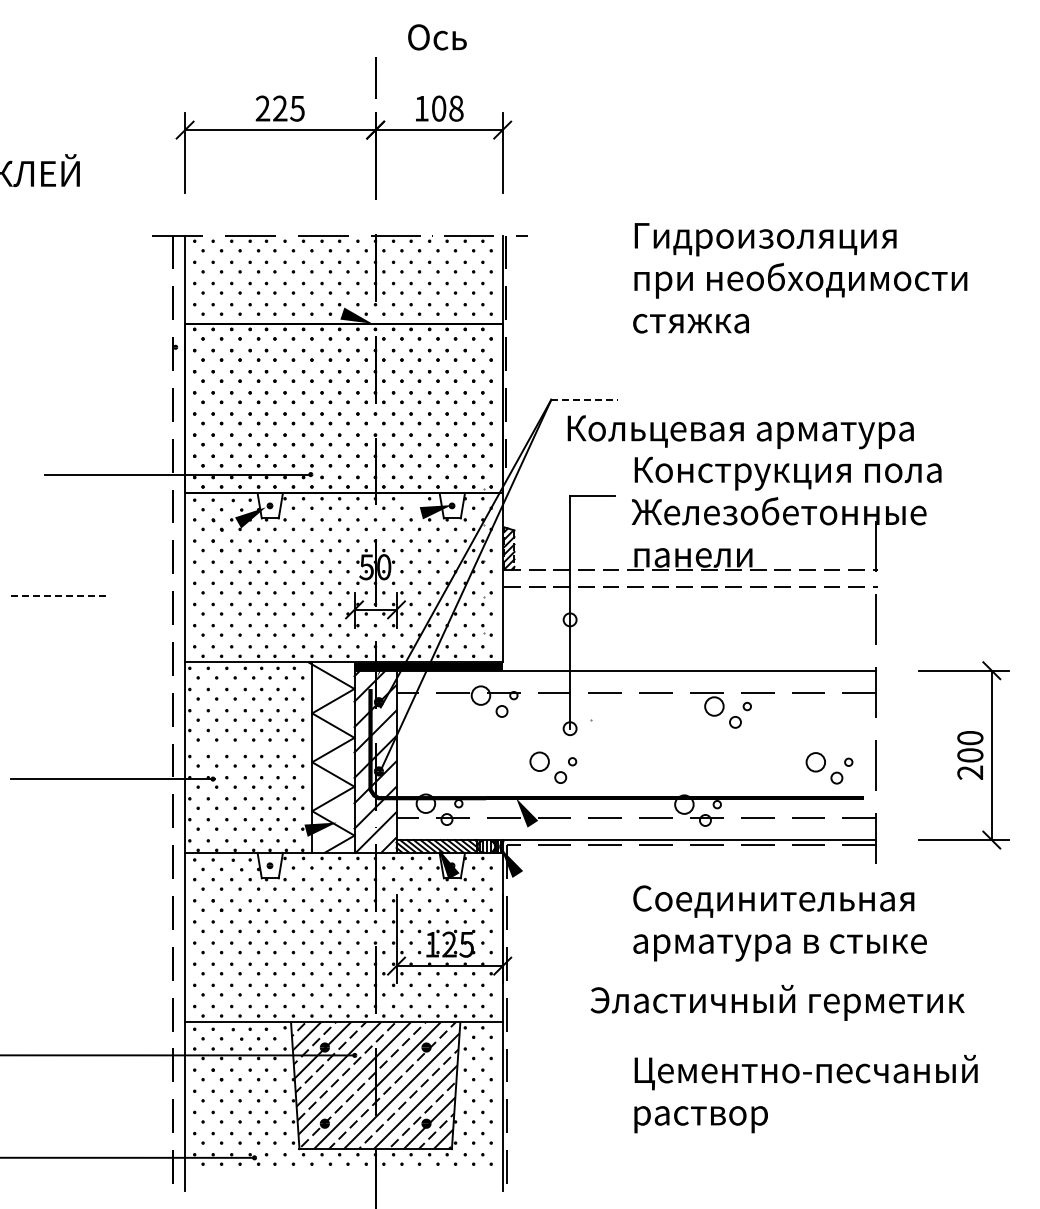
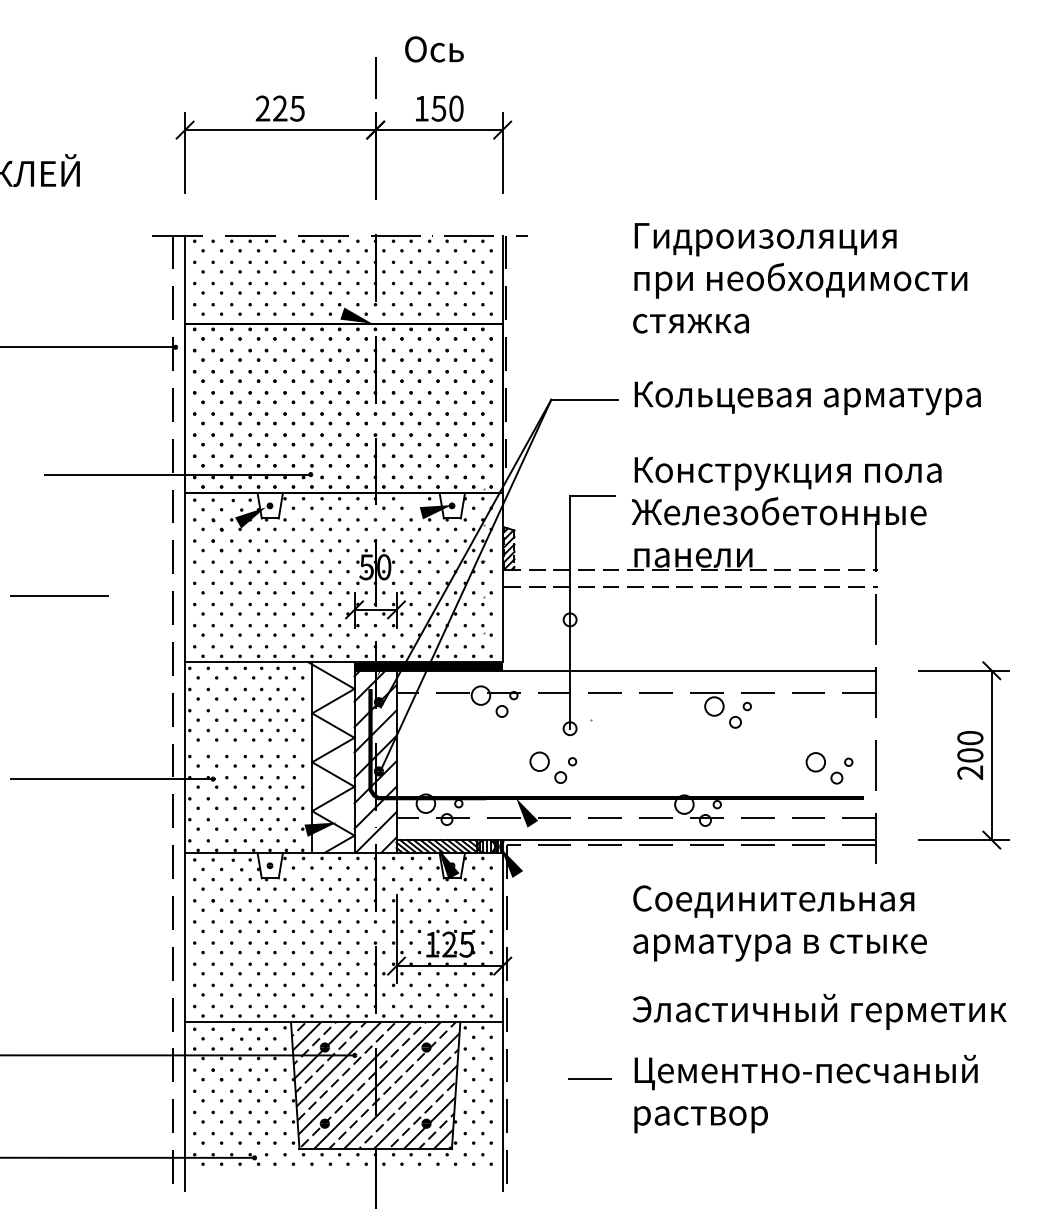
text position: (437, 37) -> (434, 49) (434, 49)
text: 108 -> 150 (447, 108)
line: none -> present (88, 346)
line: dashed -> solid (584, 399)
text position: (740, 432) -> (807, 398) (807, 398)
line: dashed -> solid (60, 596)
text position: (777, 1002) -> (819, 1011) (819, 1011)
line: none -> present (589, 1079)
